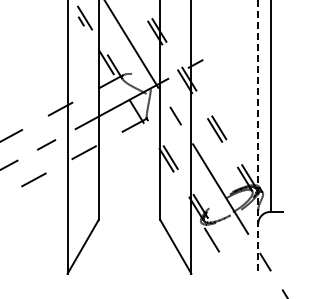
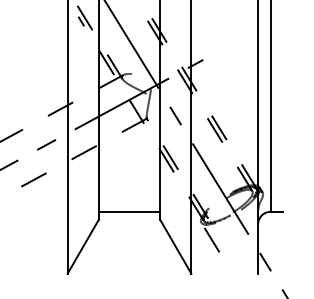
line: dashed -> solid (258, 137)
line: none -> present (129, 211)
